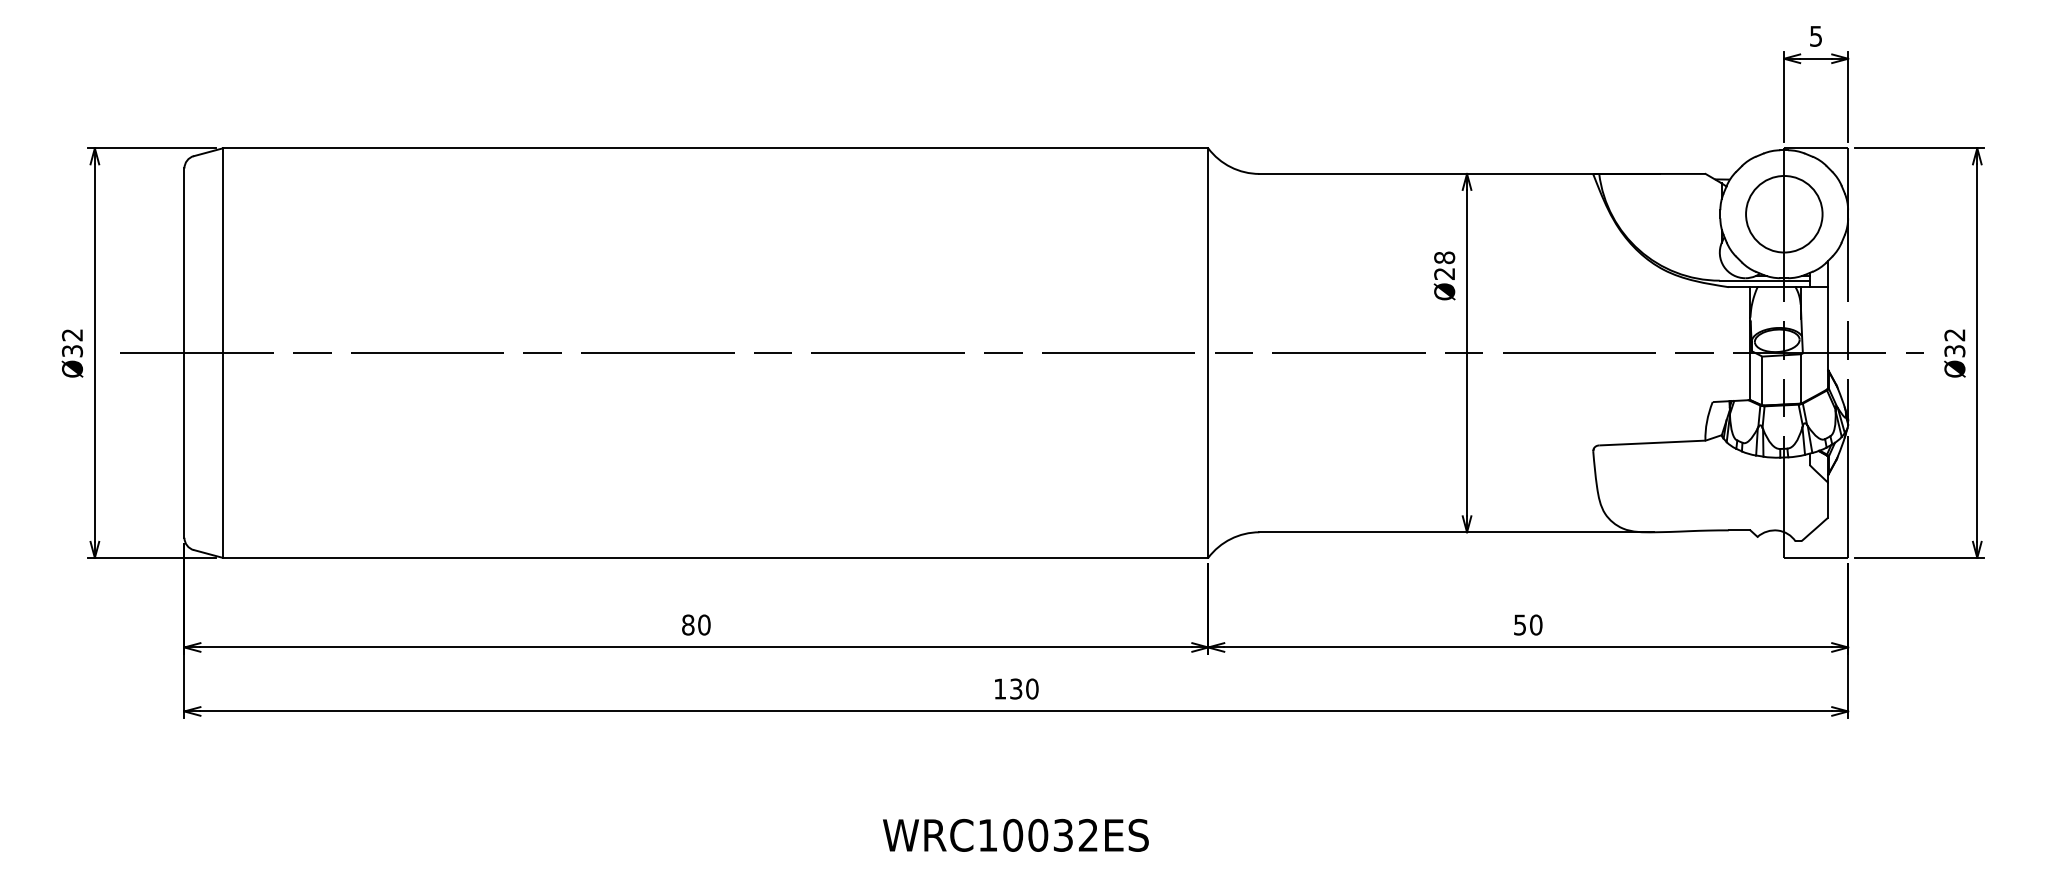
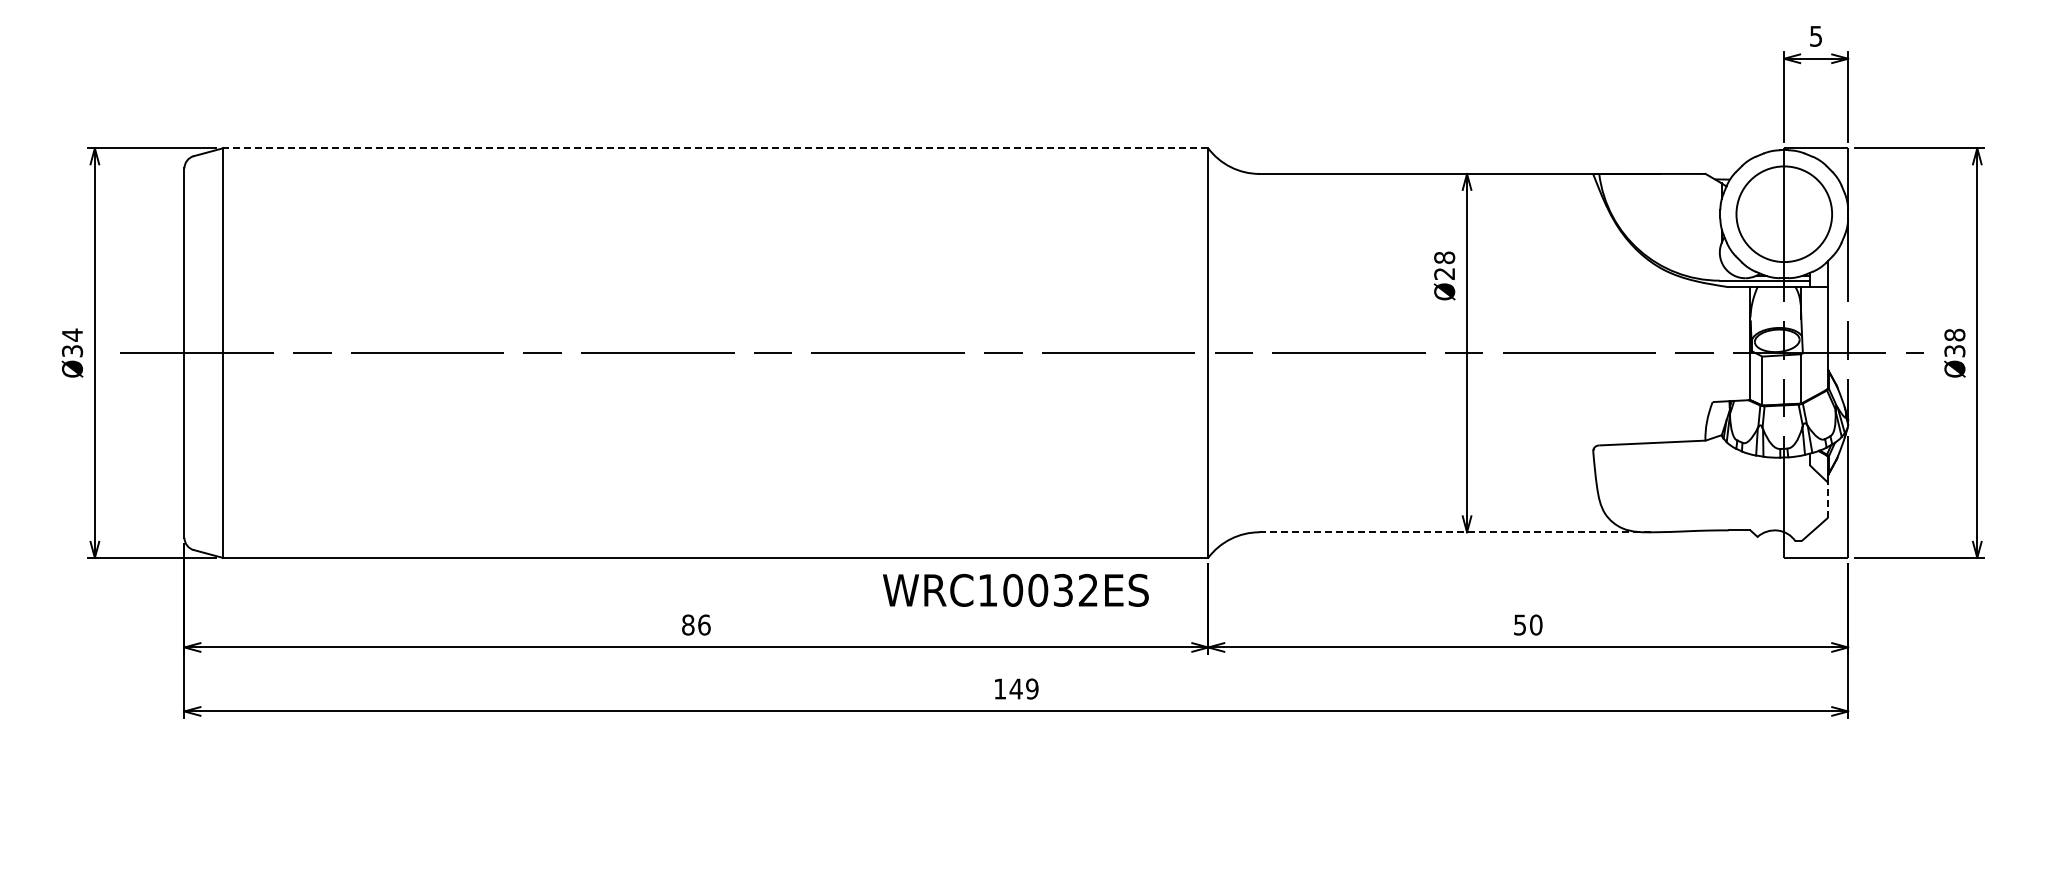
line: solid -> dashed (715, 148)
circle diameter: 77 px -> 96 px (1784, 214)
text: Ø32 -> Ø34 (72, 334)
text: Ø32 -> Ø38 (1954, 334)
line: solid -> dashed (1828, 500)
line: solid -> dashed (1457, 532)
text: 80 -> 86 (704, 624)
text: 130 -> 149 (1023, 688)
text position: (1015, 834) -> (1015, 589) (1015, 589)
